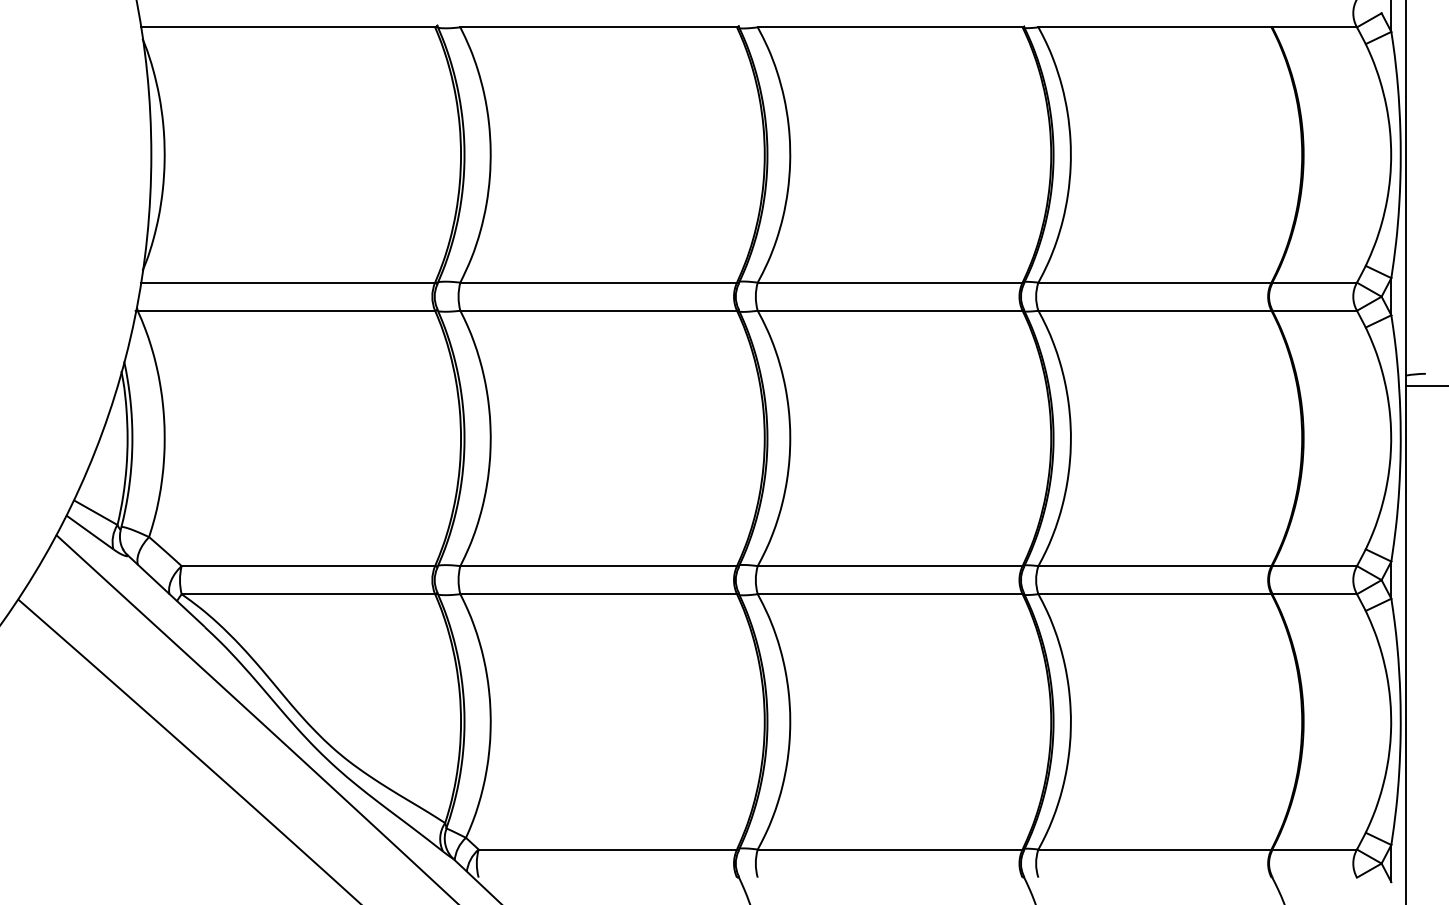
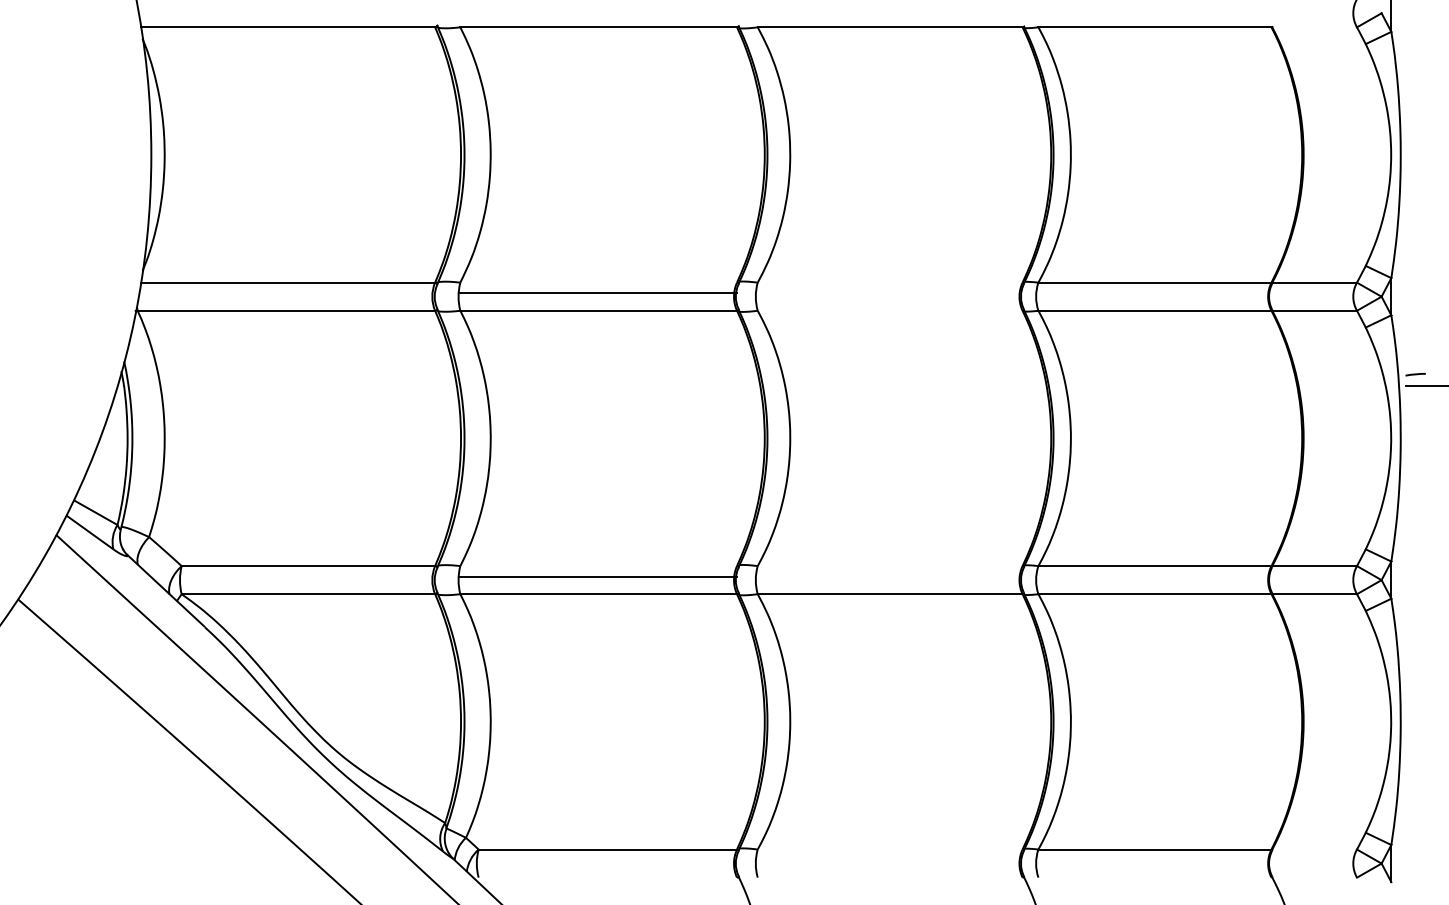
line: present -> none (1314, 27)
line position: (598, 282) -> (598, 292) (598, 292)
line: present -> none (889, 282)
line: present -> none (889, 310)
line: present -> none (1405, 451)
line position: (598, 566) -> (598, 577) (598, 577)
line: present -> none (889, 566)
line: present -> none (889, 849)
line: present -> none (1314, 849)
